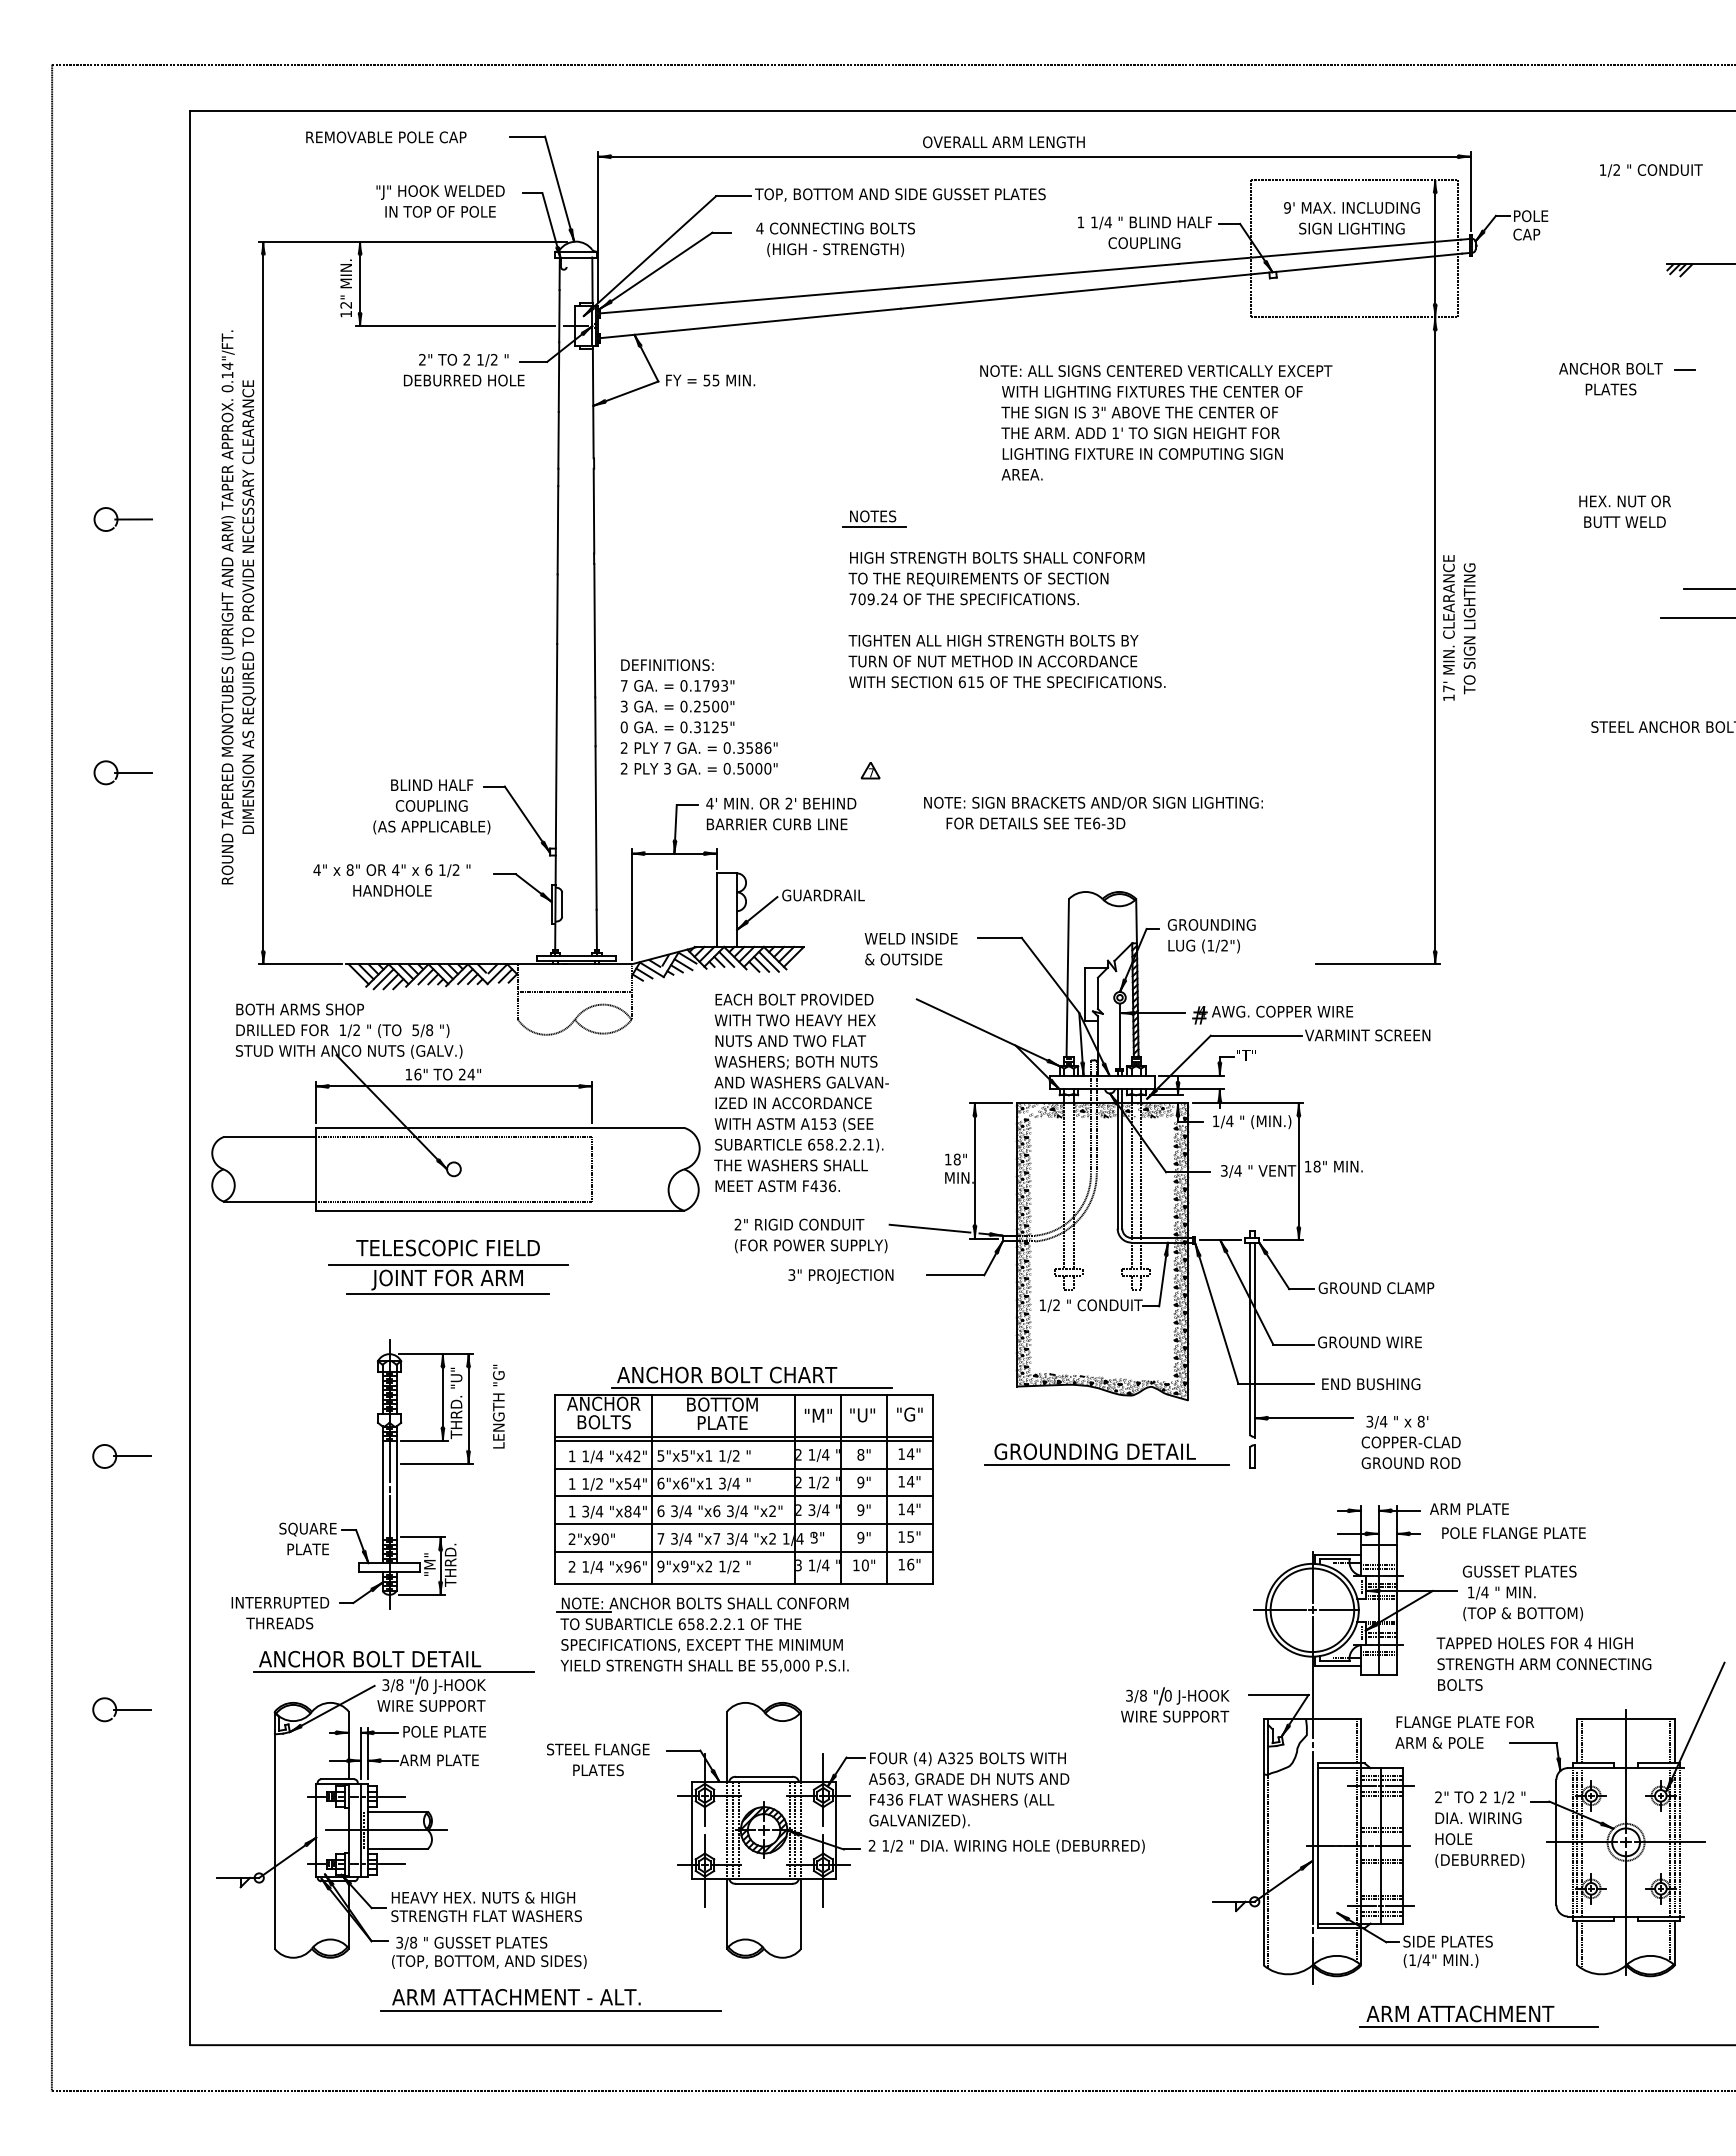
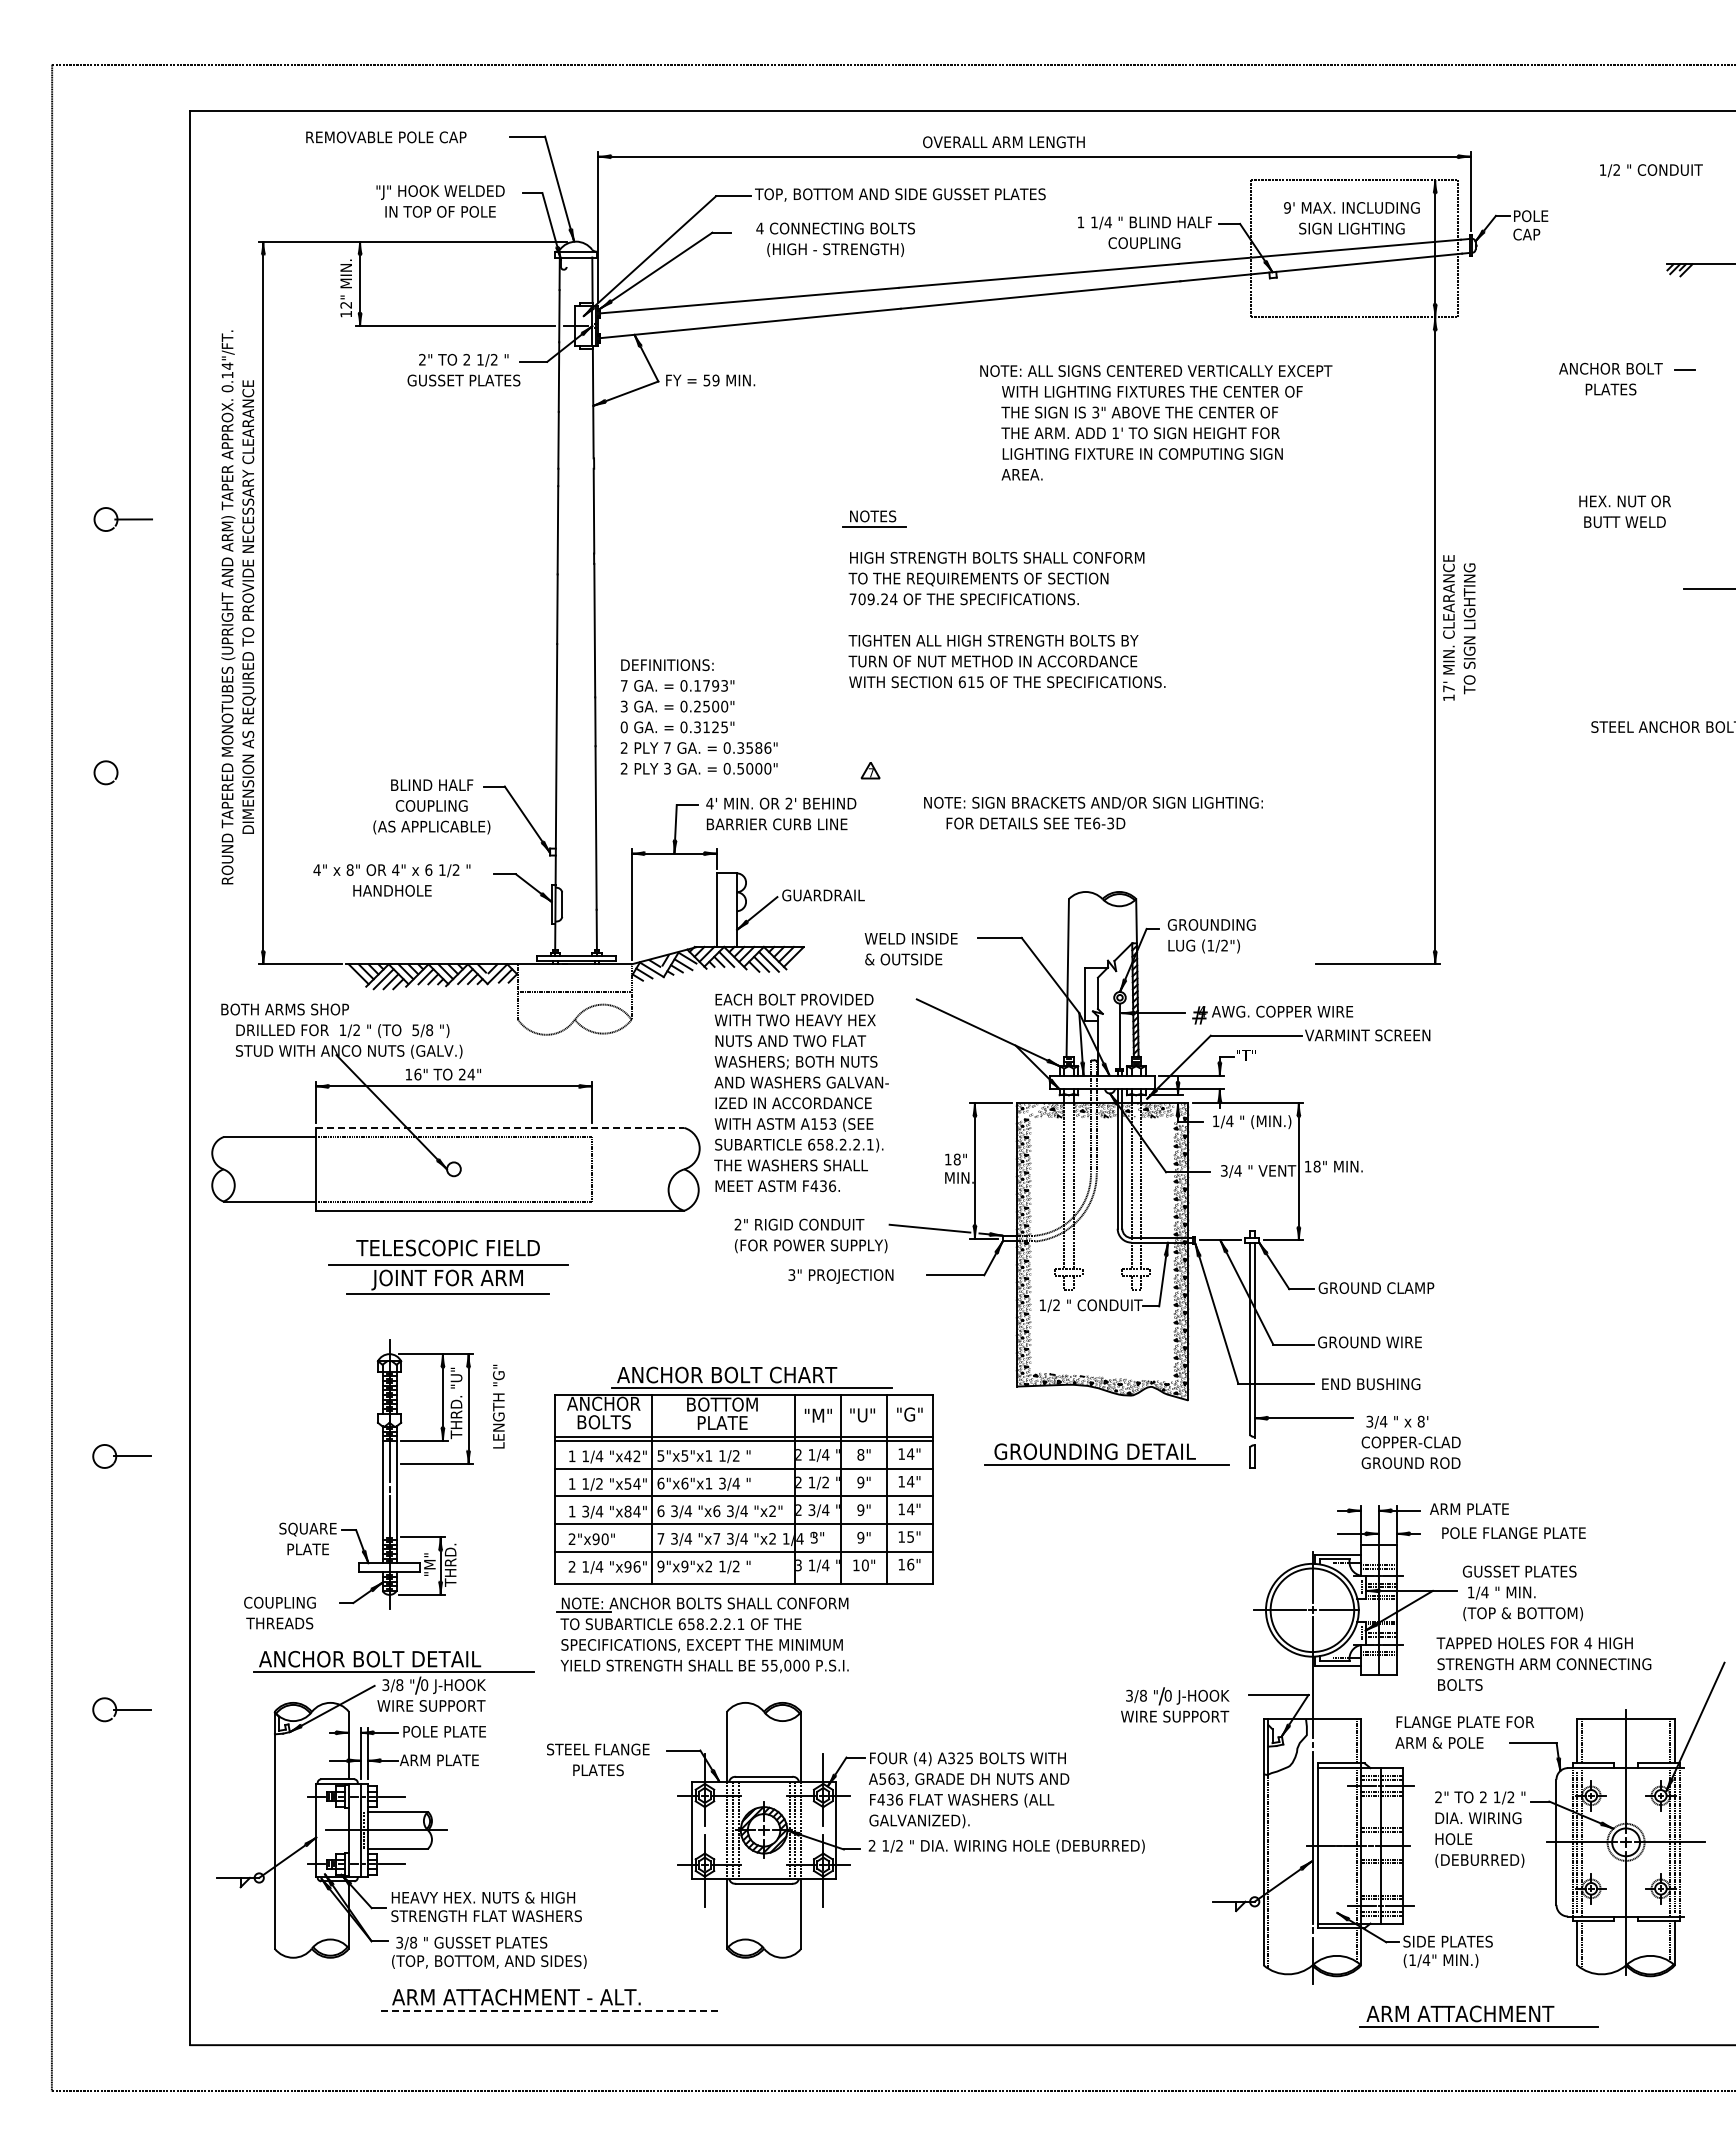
text: 55 -> 59 (715, 379)
text: DEBURRED HOLE -> GUSSET PLATES (463, 380)
line: present -> none (1696, 617)
line: present -> none (133, 772)
text position: (299, 1009) -> (284, 1009) (284, 1009)
line: solid -> dashed (500, 1127)
text: INTERRUPTED -> COUPLING (280, 1602)
line: solid -> dashed (551, 2011)
